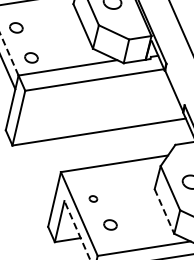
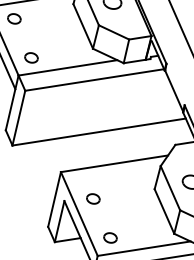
part position: (16, 27) -> (14, 18) (14, 18)
line: dashed -> solid (9, 54)
part size: 11x8 px -> 15x12 px (93, 198)
line: dashed -> solid (164, 211)
part position: (110, 224) -> (110, 237) (110, 237)
line: dashed -> solid (77, 230)
